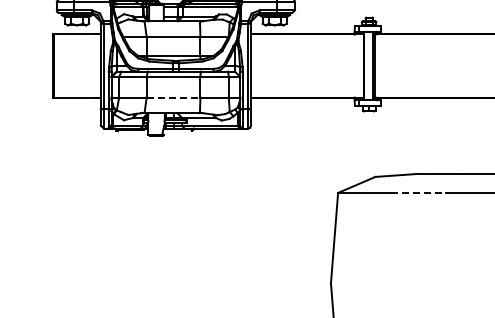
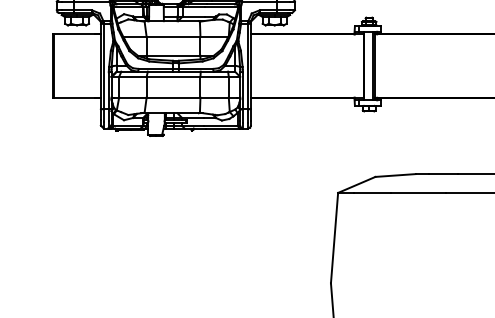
line: dashed -> solid (173, 97)
line: dashed -> solid (418, 192)
